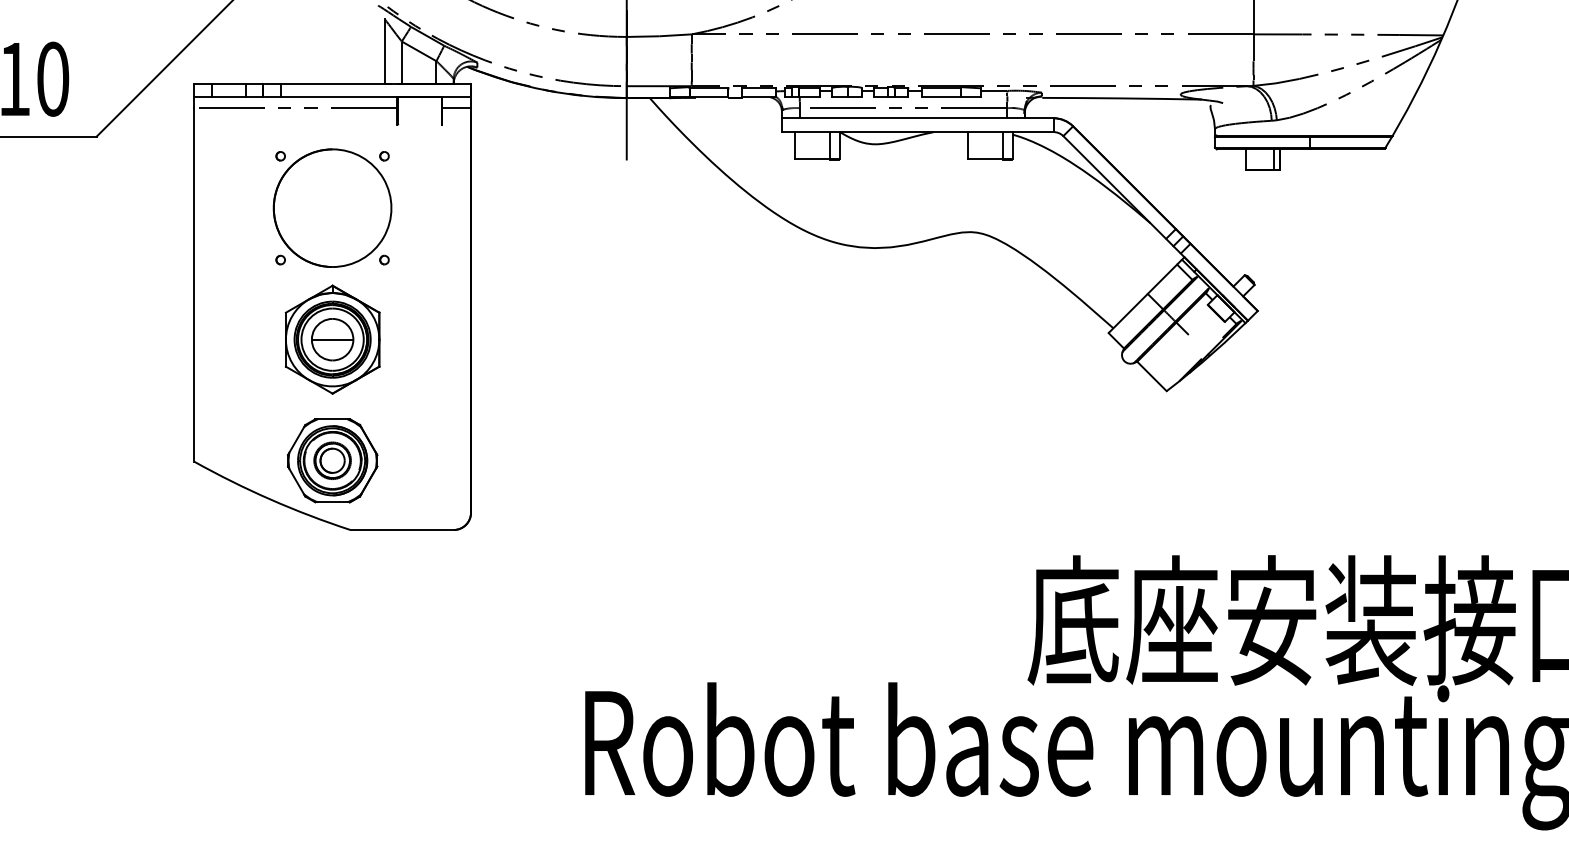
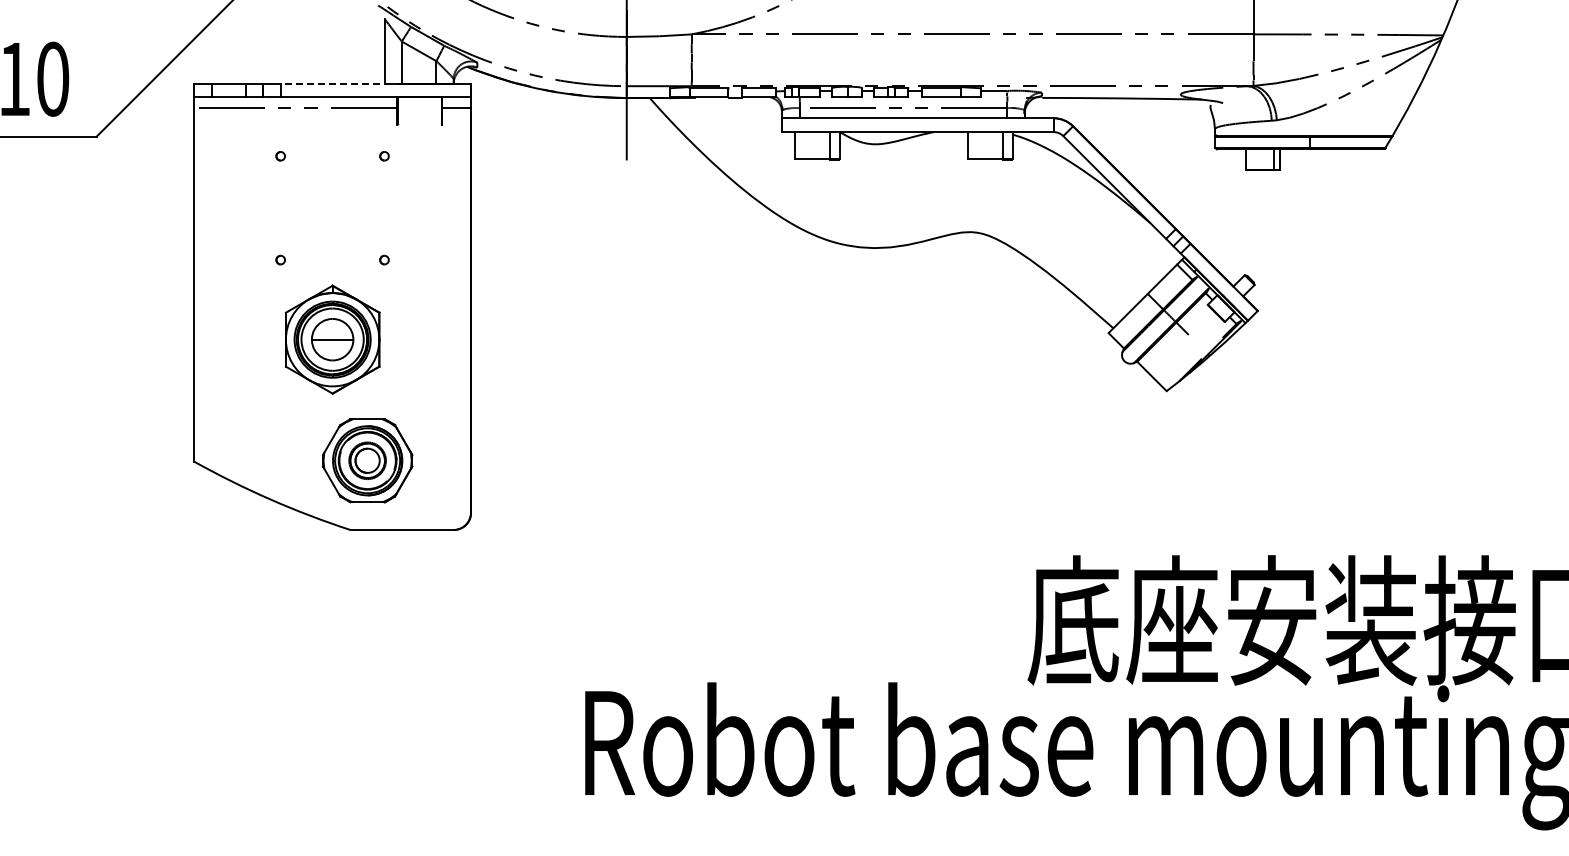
line: solid -> dashed (335, 83)
part: present -> none (332, 207)
part position: (332, 460) -> (367, 460) (367, 460)
